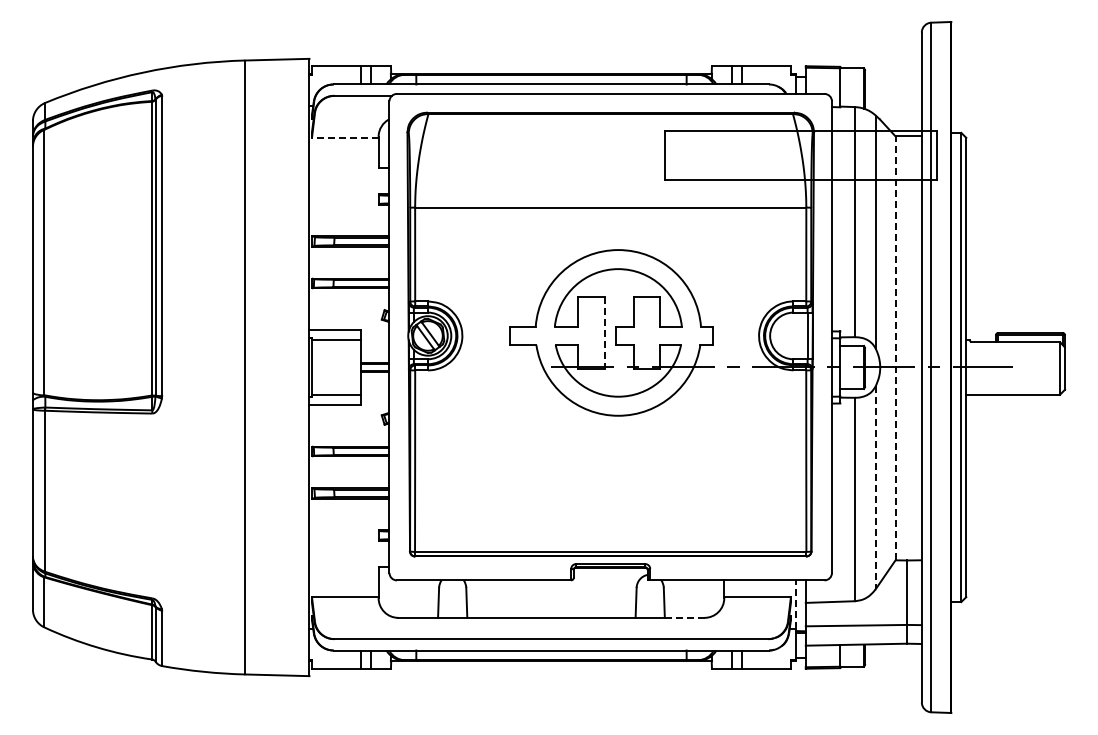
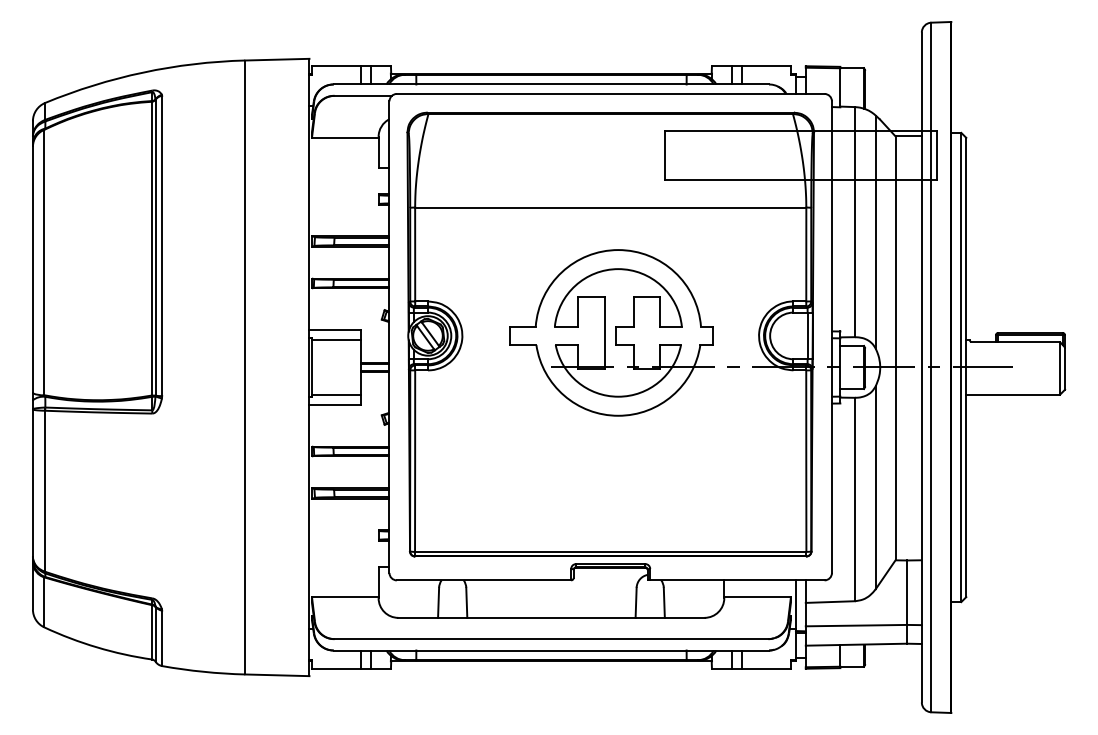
line: dashed -> solid (344, 138)
line: dashed -> solid (604, 332)
line: dashed -> solid (895, 348)
line: dashed -> solid (875, 488)
line: dashed -> solid (795, 604)
line: dashed -> solid (684, 617)
